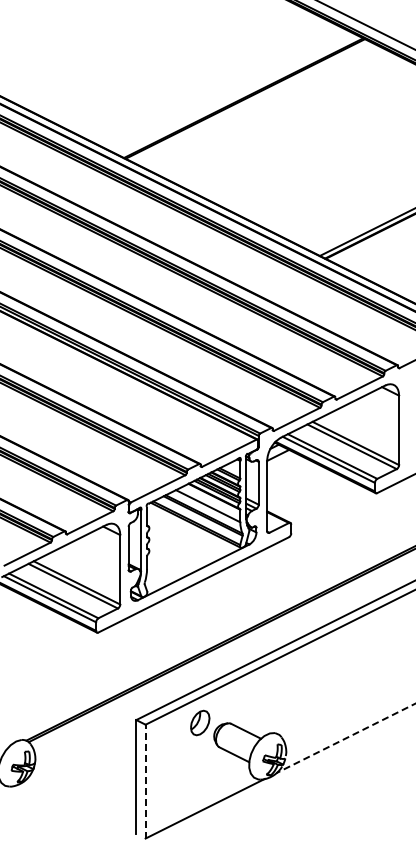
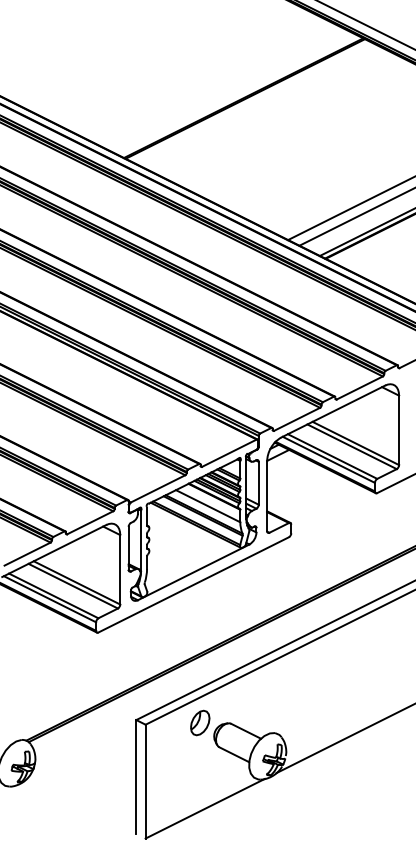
line: none -> present (350, 208)
line: none -> present (355, 217)
line: dashed -> solid (346, 738)
line: dashed -> solid (145, 781)
